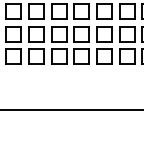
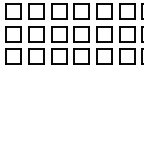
line: present -> none (71, 109)
